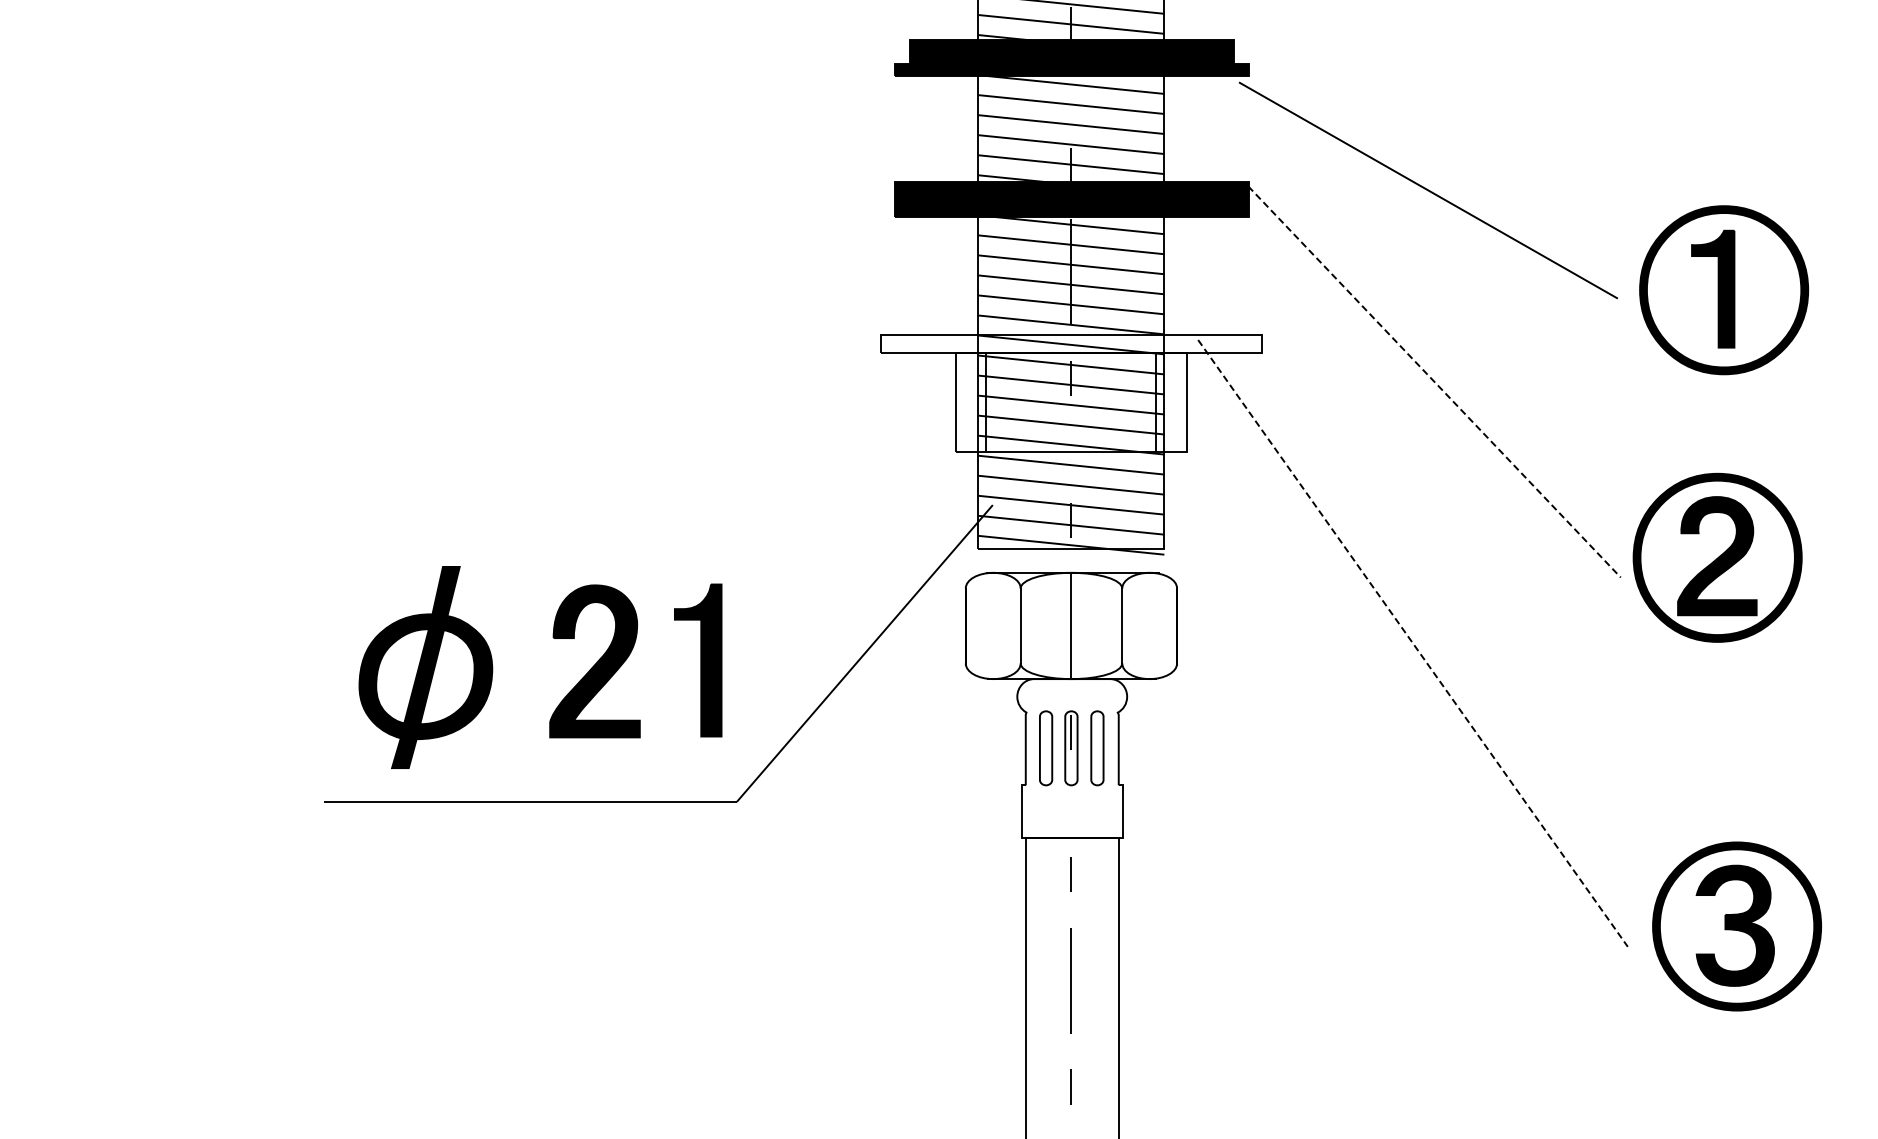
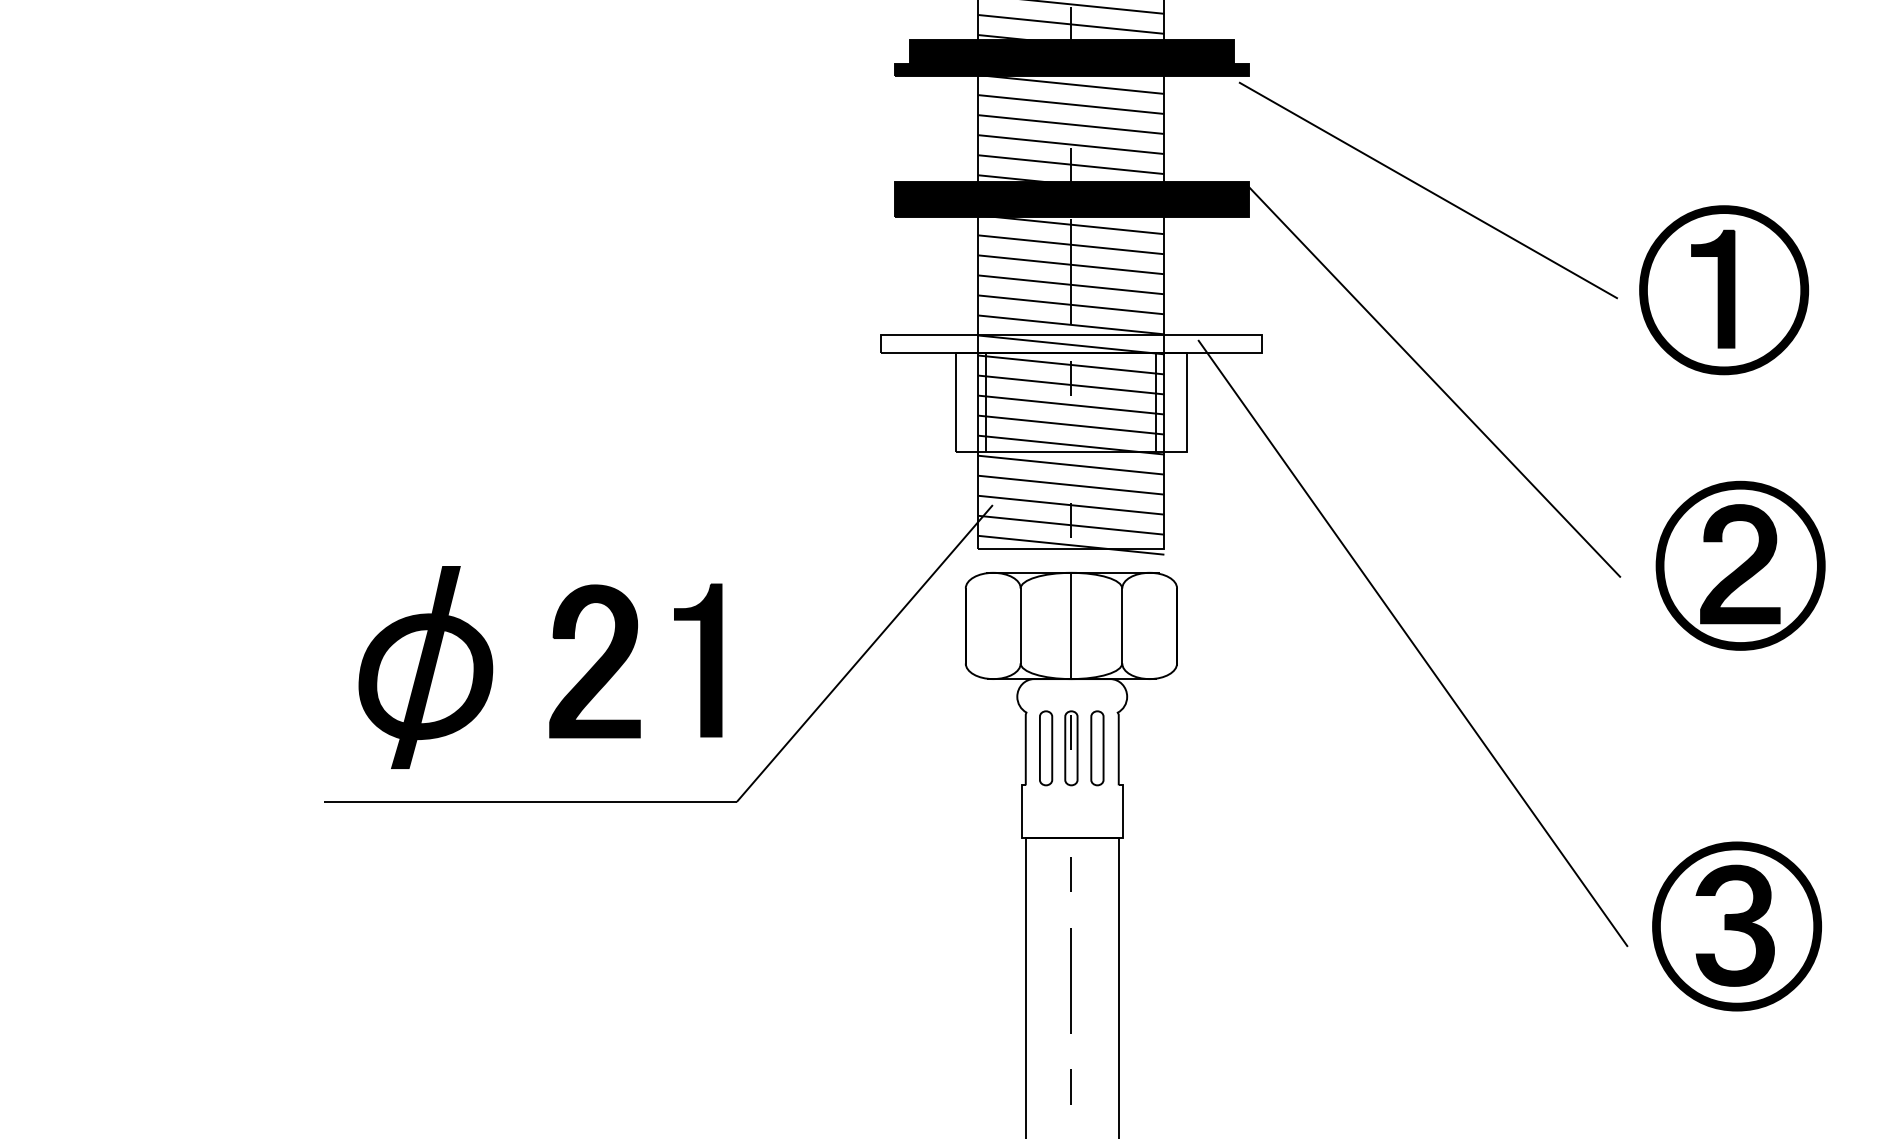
line: dashed -> solid (1434, 382)
part position: (1717, 557) -> (1740, 565) (1740, 565)
line: dashed -> solid (1413, 643)
